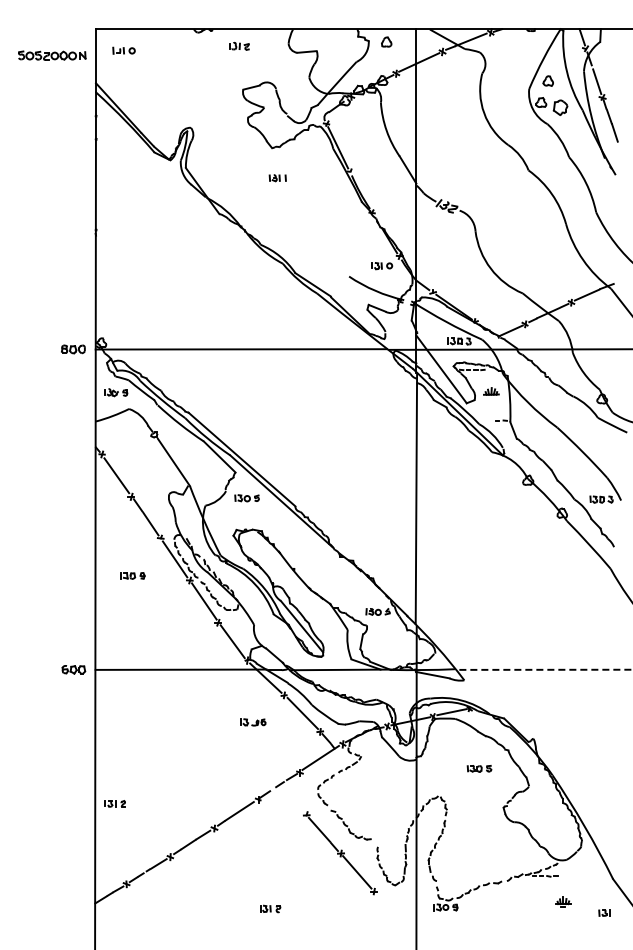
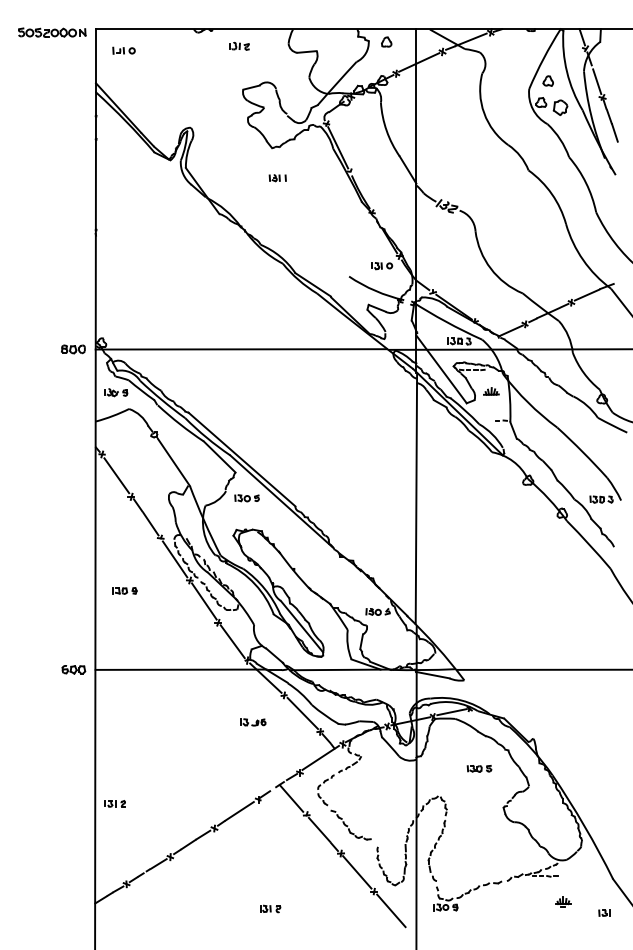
part position: (52, 55) -> (52, 32) (52, 32)
part position: (132, 575) -> (124, 590) (124, 590)
line: dashed -> solid (544, 669)
line: none -> present (291, 798)
line: none -> present (391, 910)
